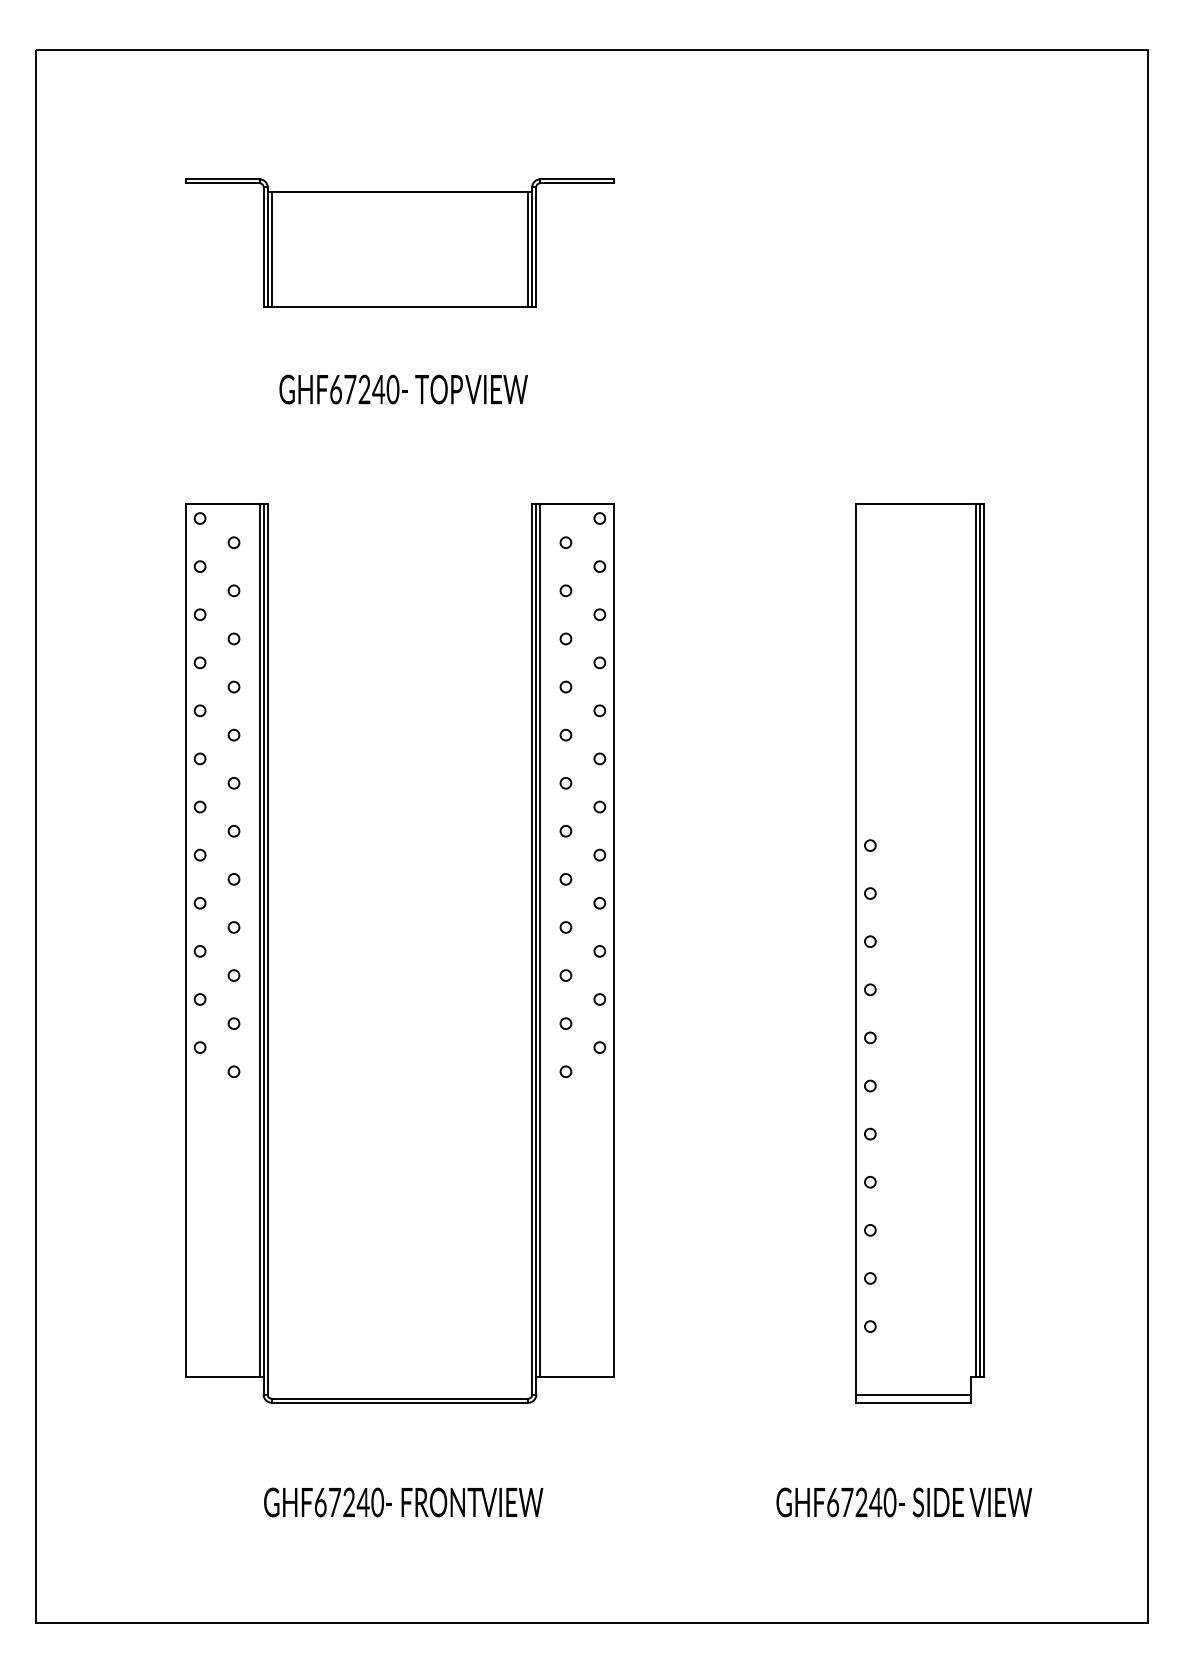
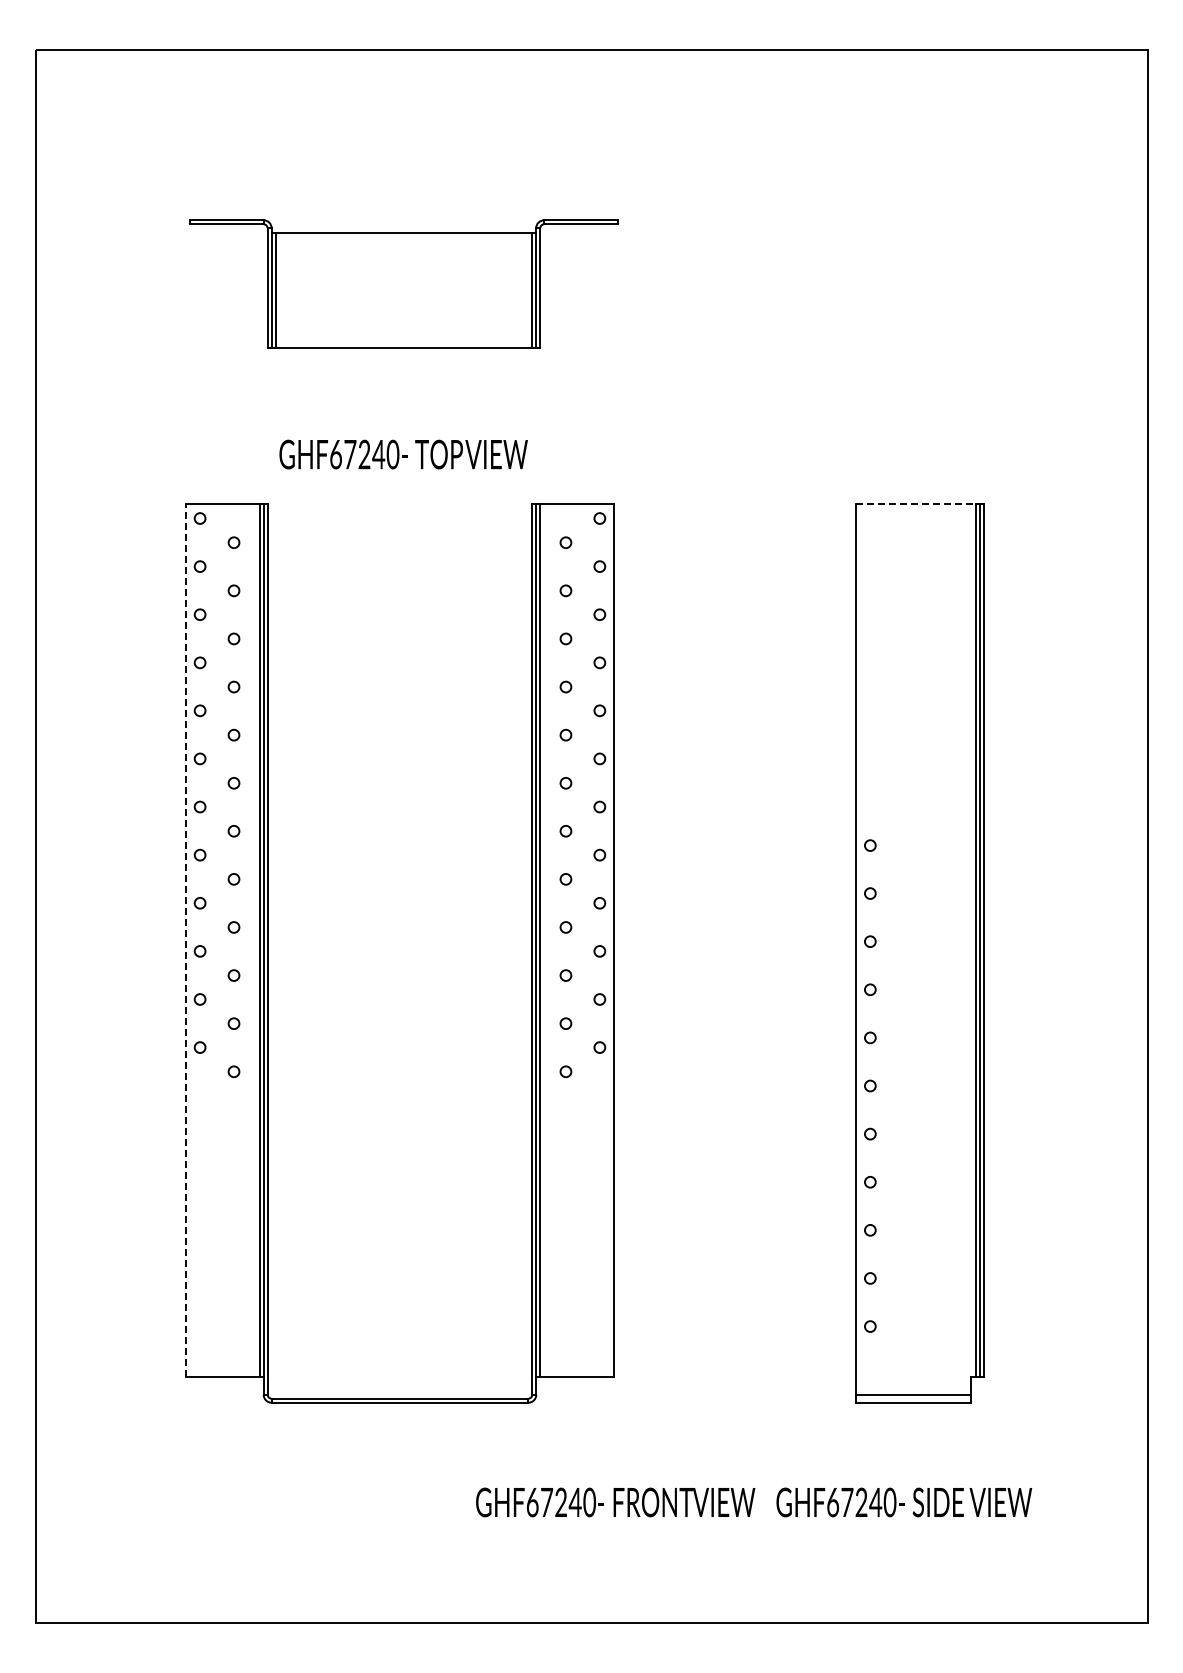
part position: (399, 242) -> (403, 283) (403, 283)
text position: (403, 389) -> (403, 454) (403, 454)
line: solid -> dashed (916, 504)
line: solid -> dashed (185, 939)
text position: (403, 1502) -> (615, 1502) (615, 1502)
